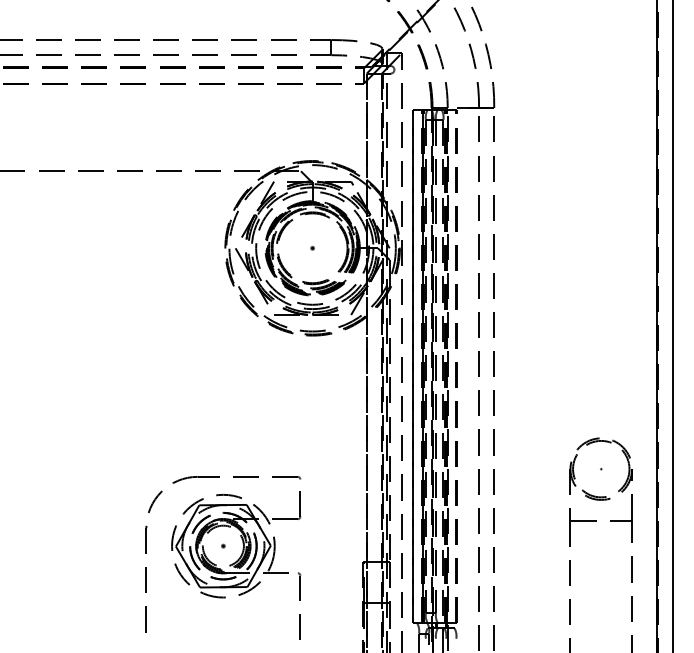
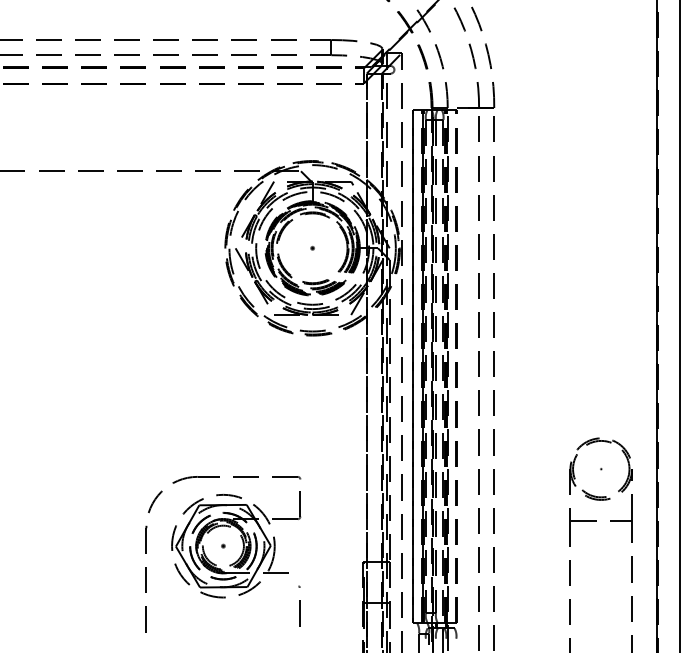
line position: (673, 325) -> (680, 325) (680, 325)
part size: 5x68 px -> 3x42 px (299, 605)
